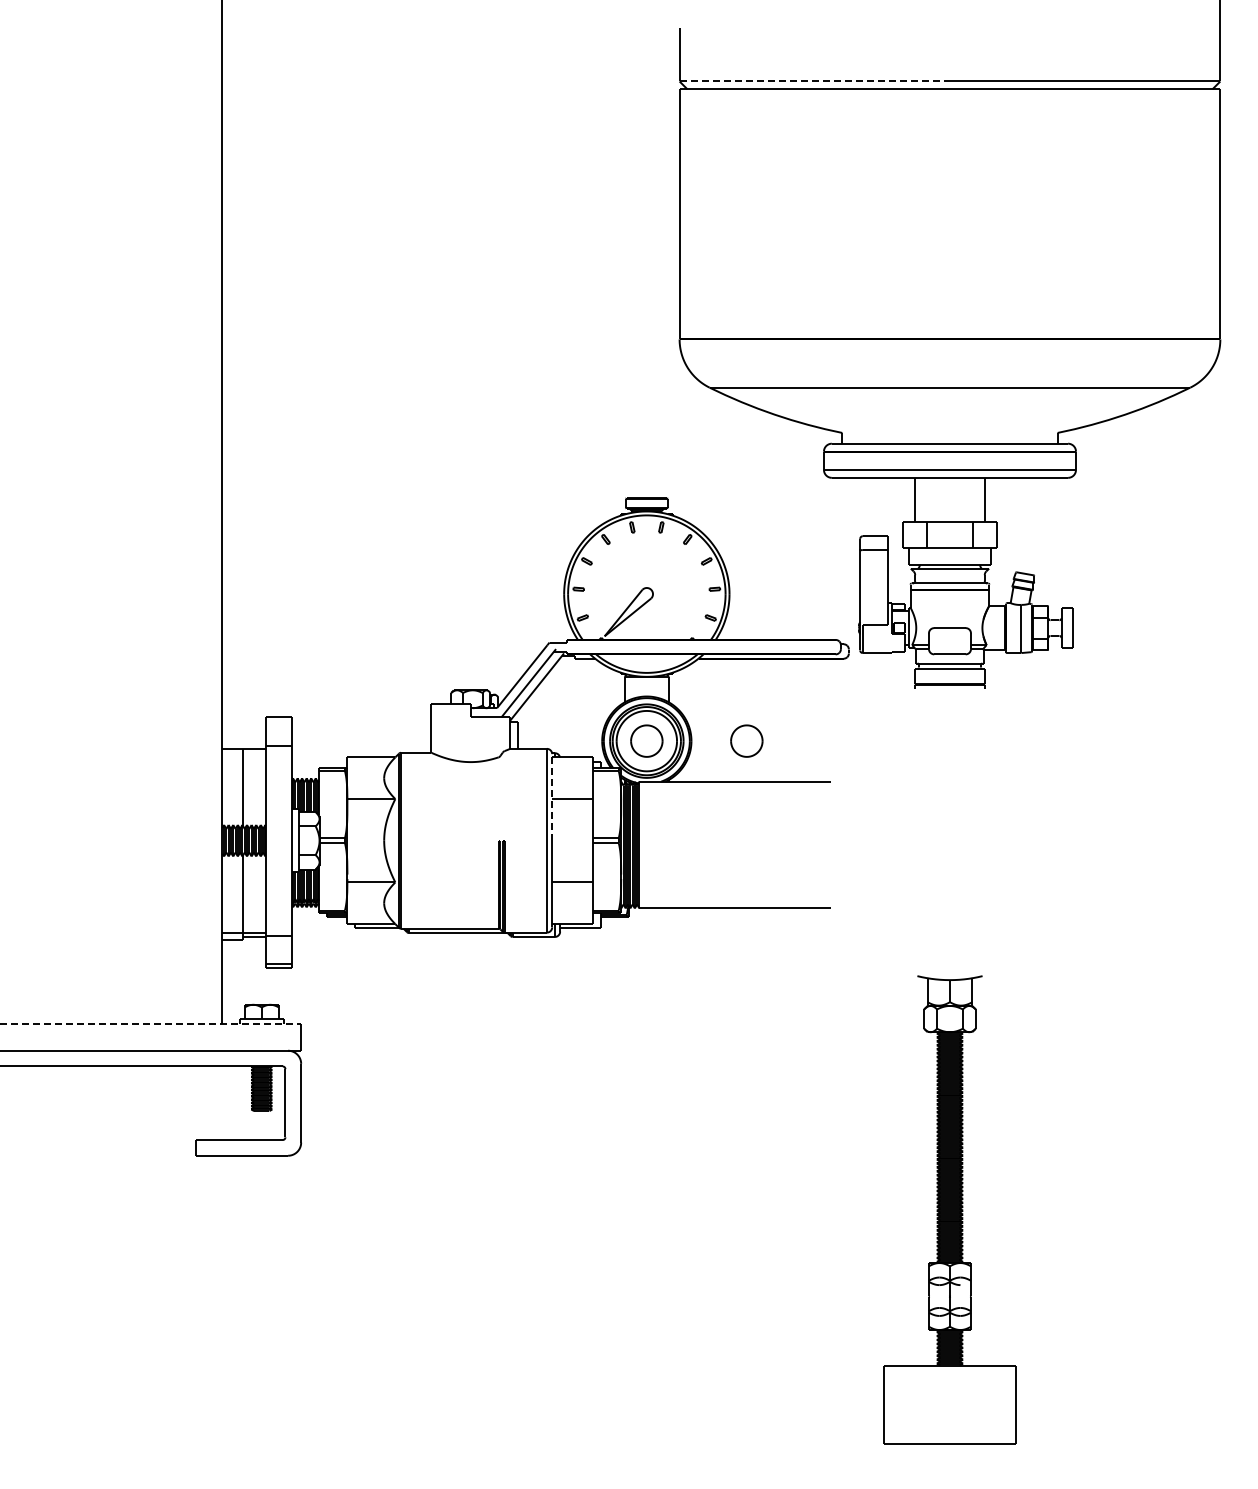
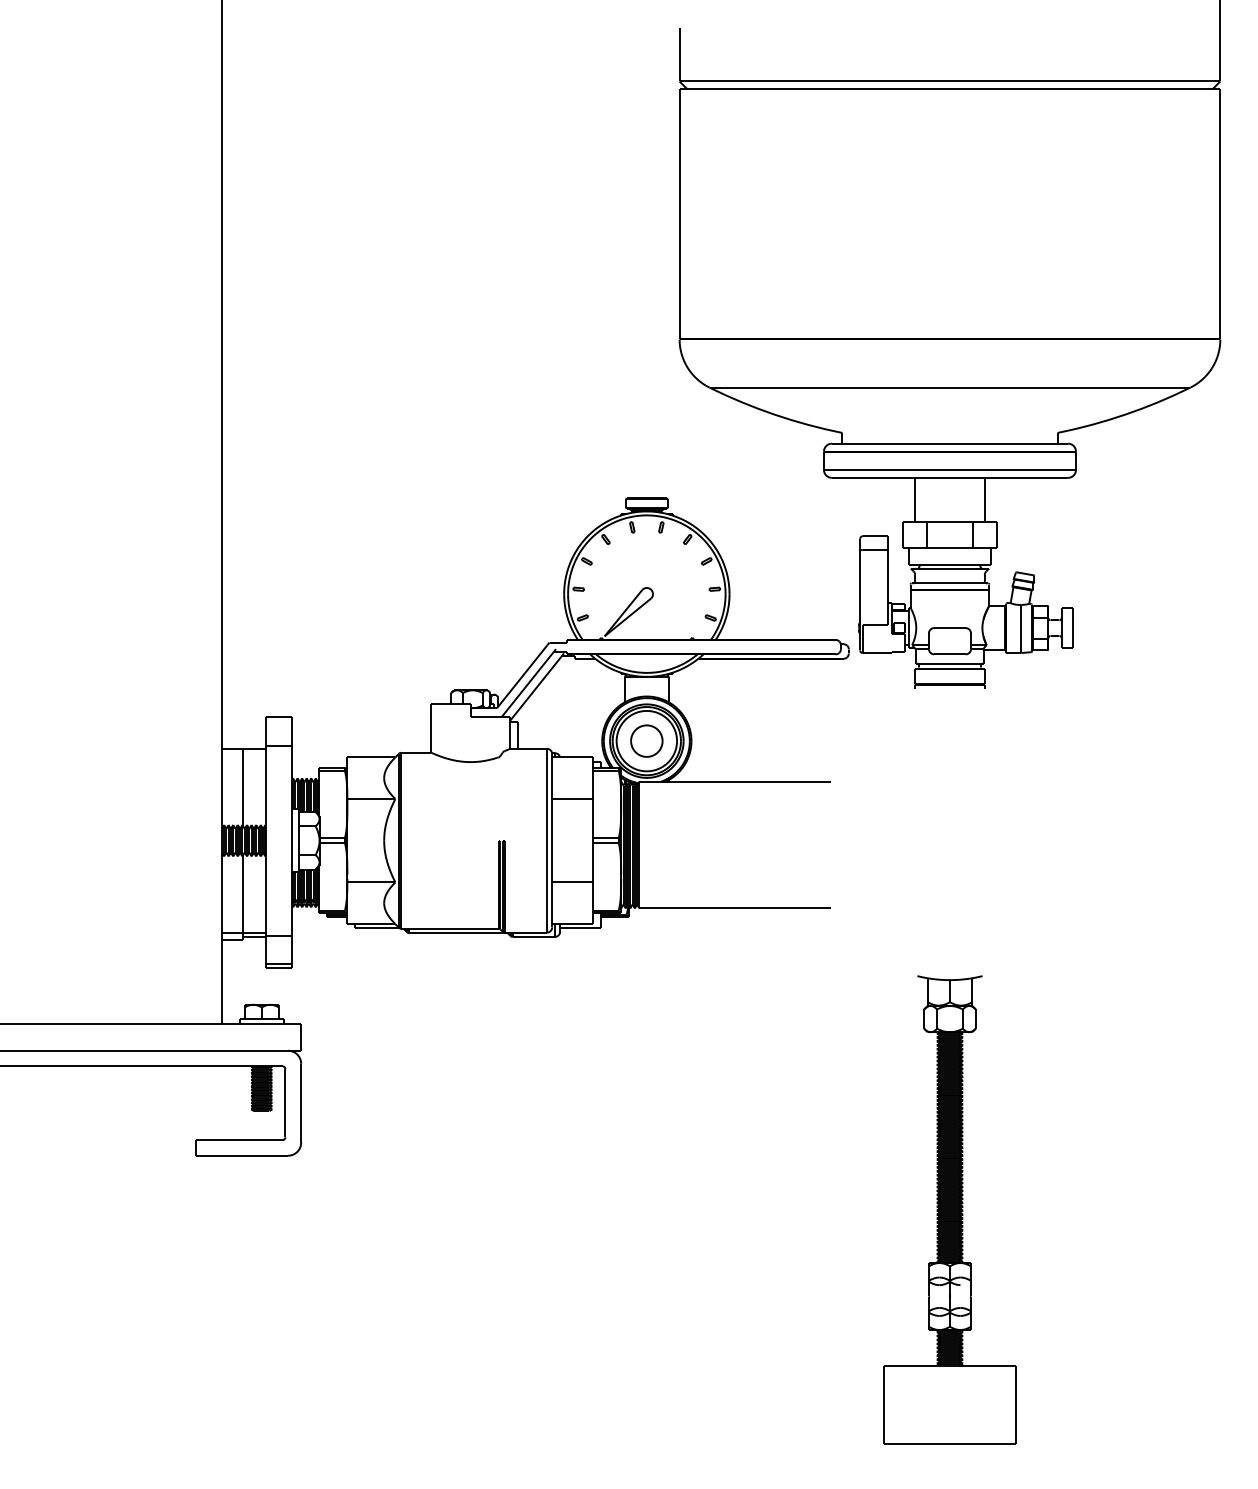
line: dashed -> solid (815, 81)
part: present -> none (746, 740)
line: dashed -> solid (552, 796)
line: dashed -> solid (151, 1024)
